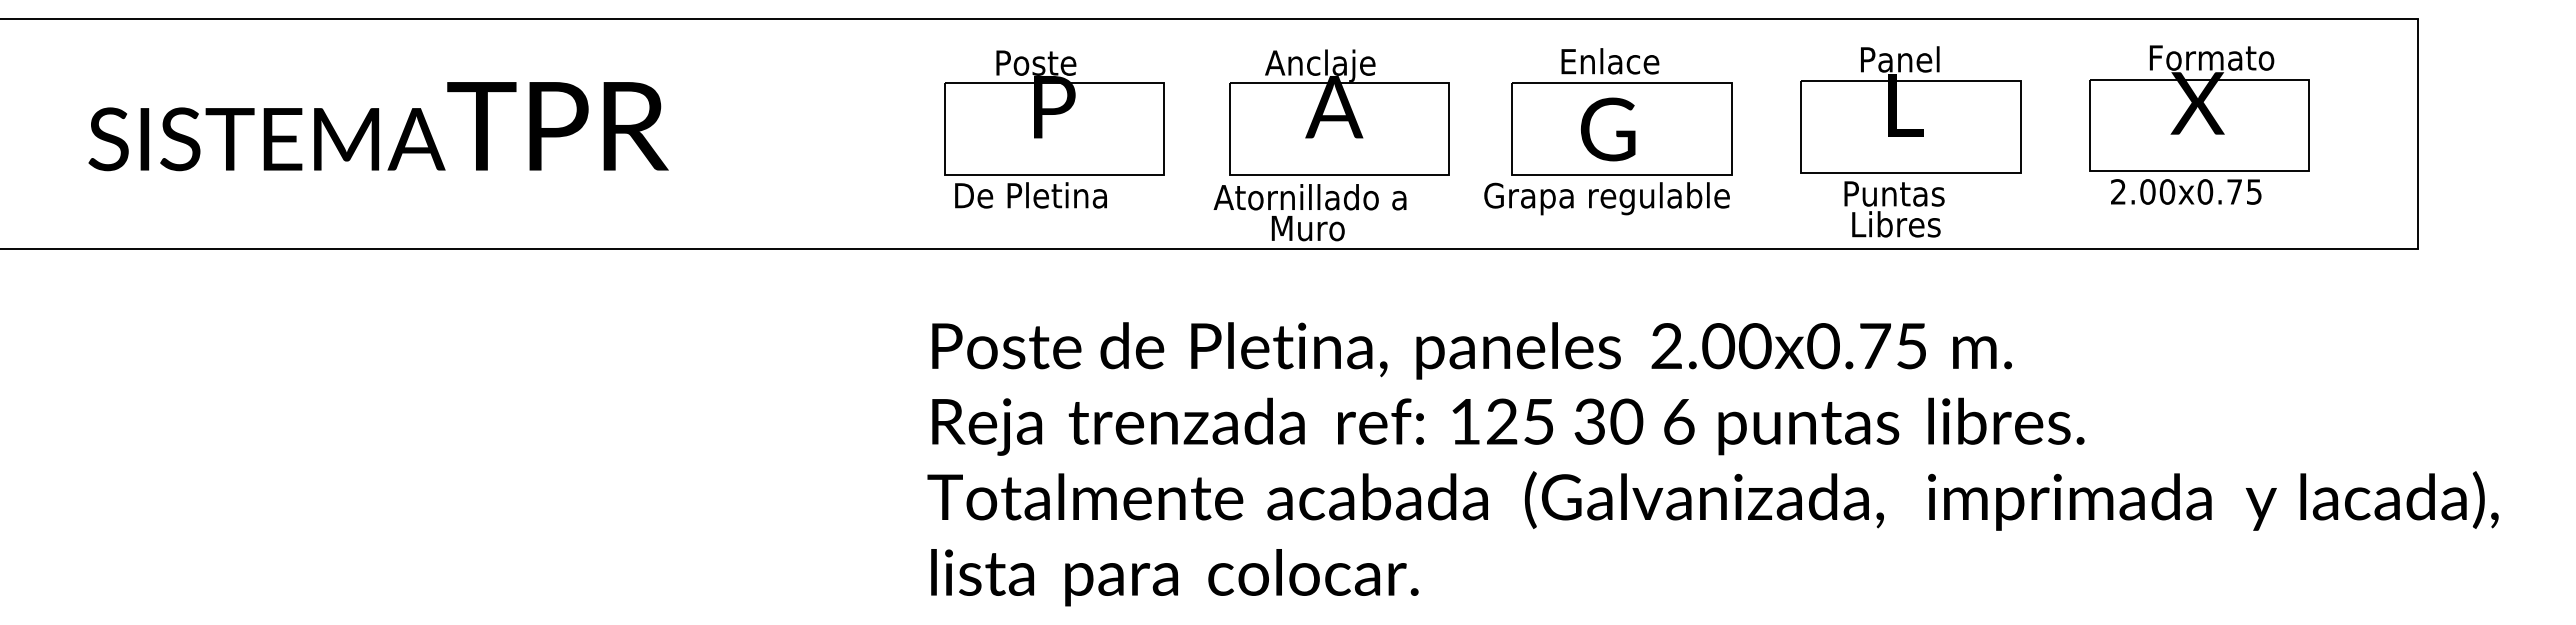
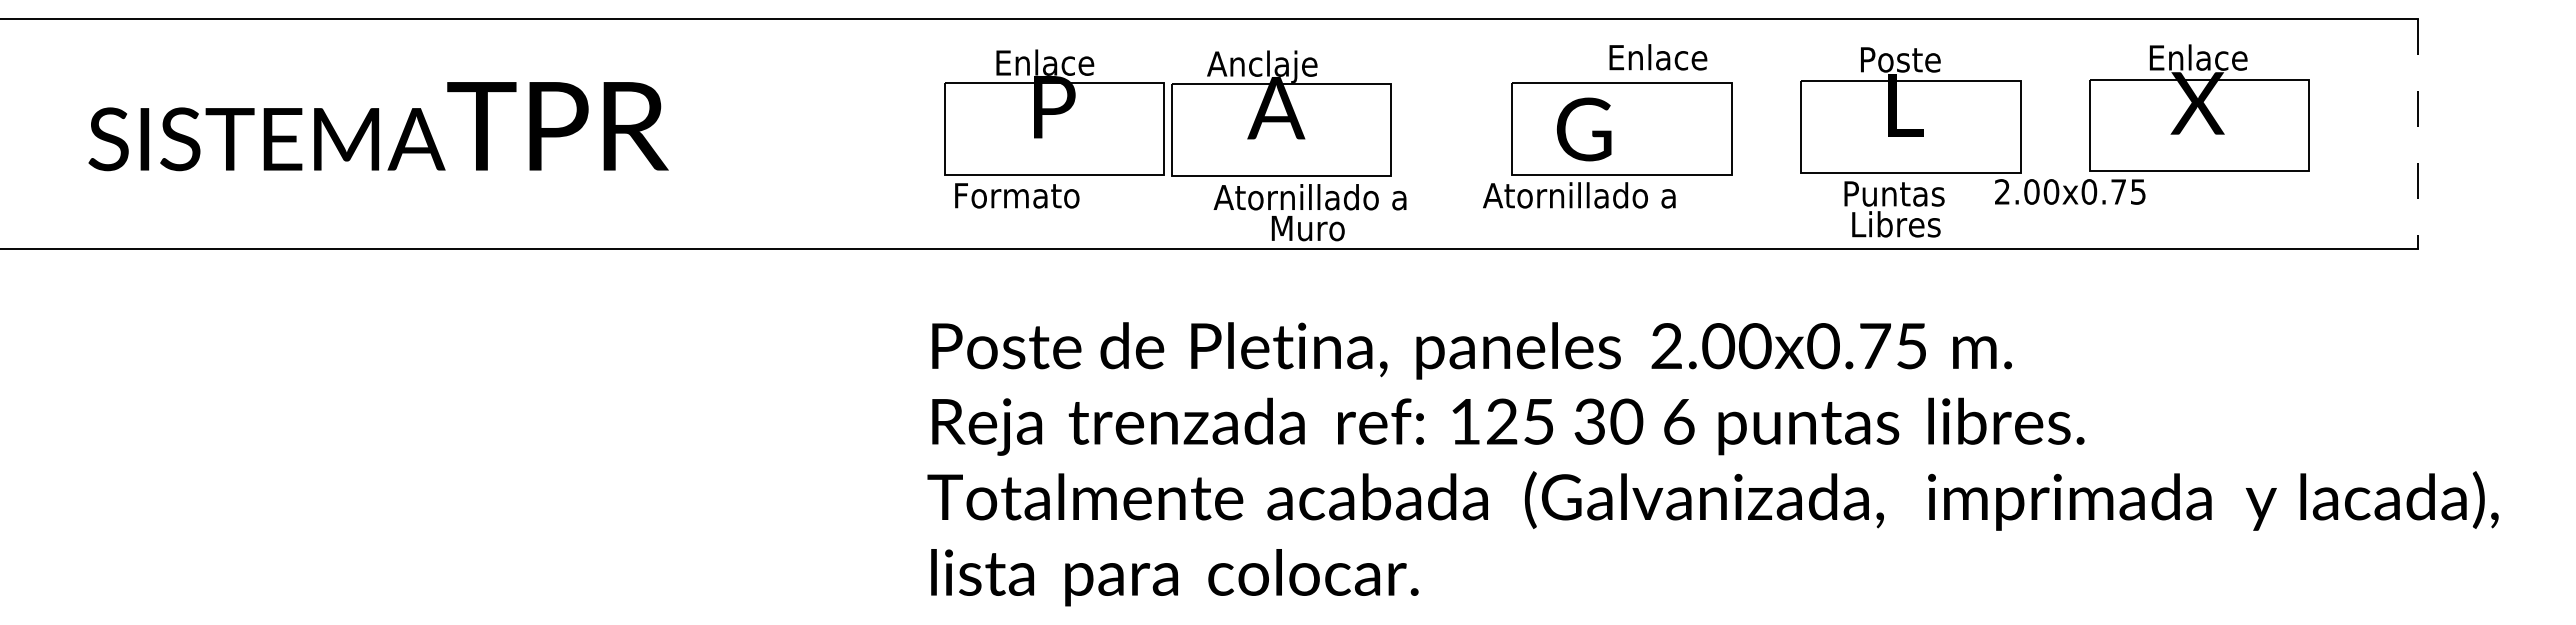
text: Formato -> Enlace (2213, 57)
text: Panel -> Poste (1909, 59)
text position: (1610, 61) -> (1658, 57) (1658, 57)
text: Poste -> Enlace (1046, 62)
part position: (1339, 112) -> (1281, 113) (1281, 113)
text position: (1608, 129) -> (1584, 129) (1584, 129)
line: solid -> dashed (2417, 133)
text position: (2186, 191) -> (2070, 191) (2070, 191)
text: De Pletina -> Formato (1032, 195)
text: Grapa regulable -> Atornillado a (1606, 198)
